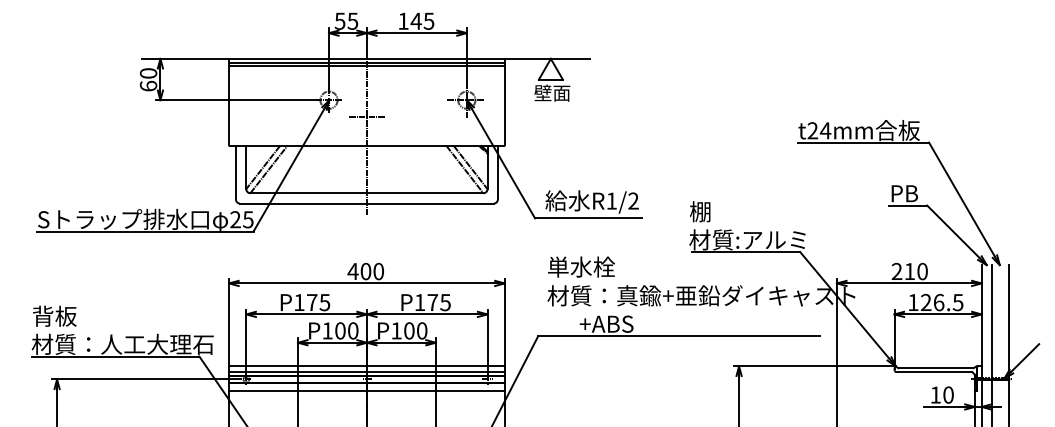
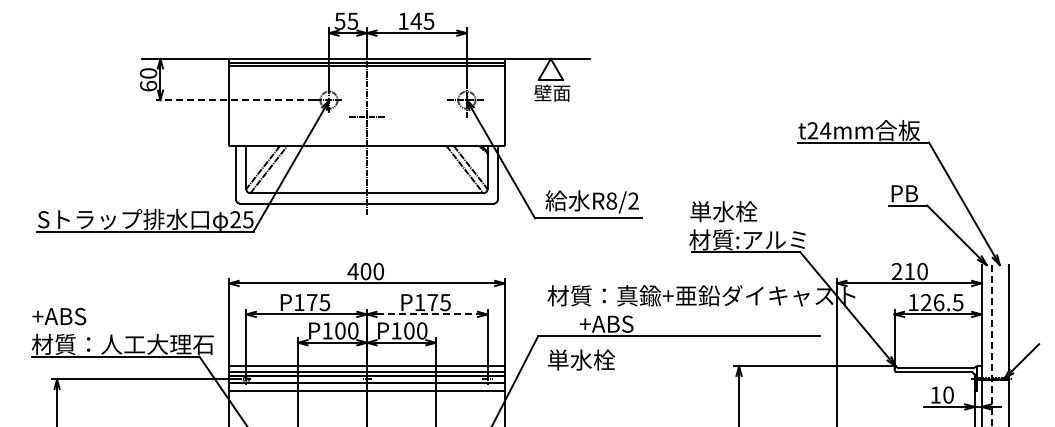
line: solid -> dashed (235, 100)
text: R1/2 -> R8/2 (611, 200)
text: 棚 -> 単水栓 (723, 211)
text position: (581, 266) -> (581, 359) (581, 359)
line: solid -> dashed (427, 314)
text: 背板 -> +ABS (59, 315)
line: solid -> dashed (992, 345)
